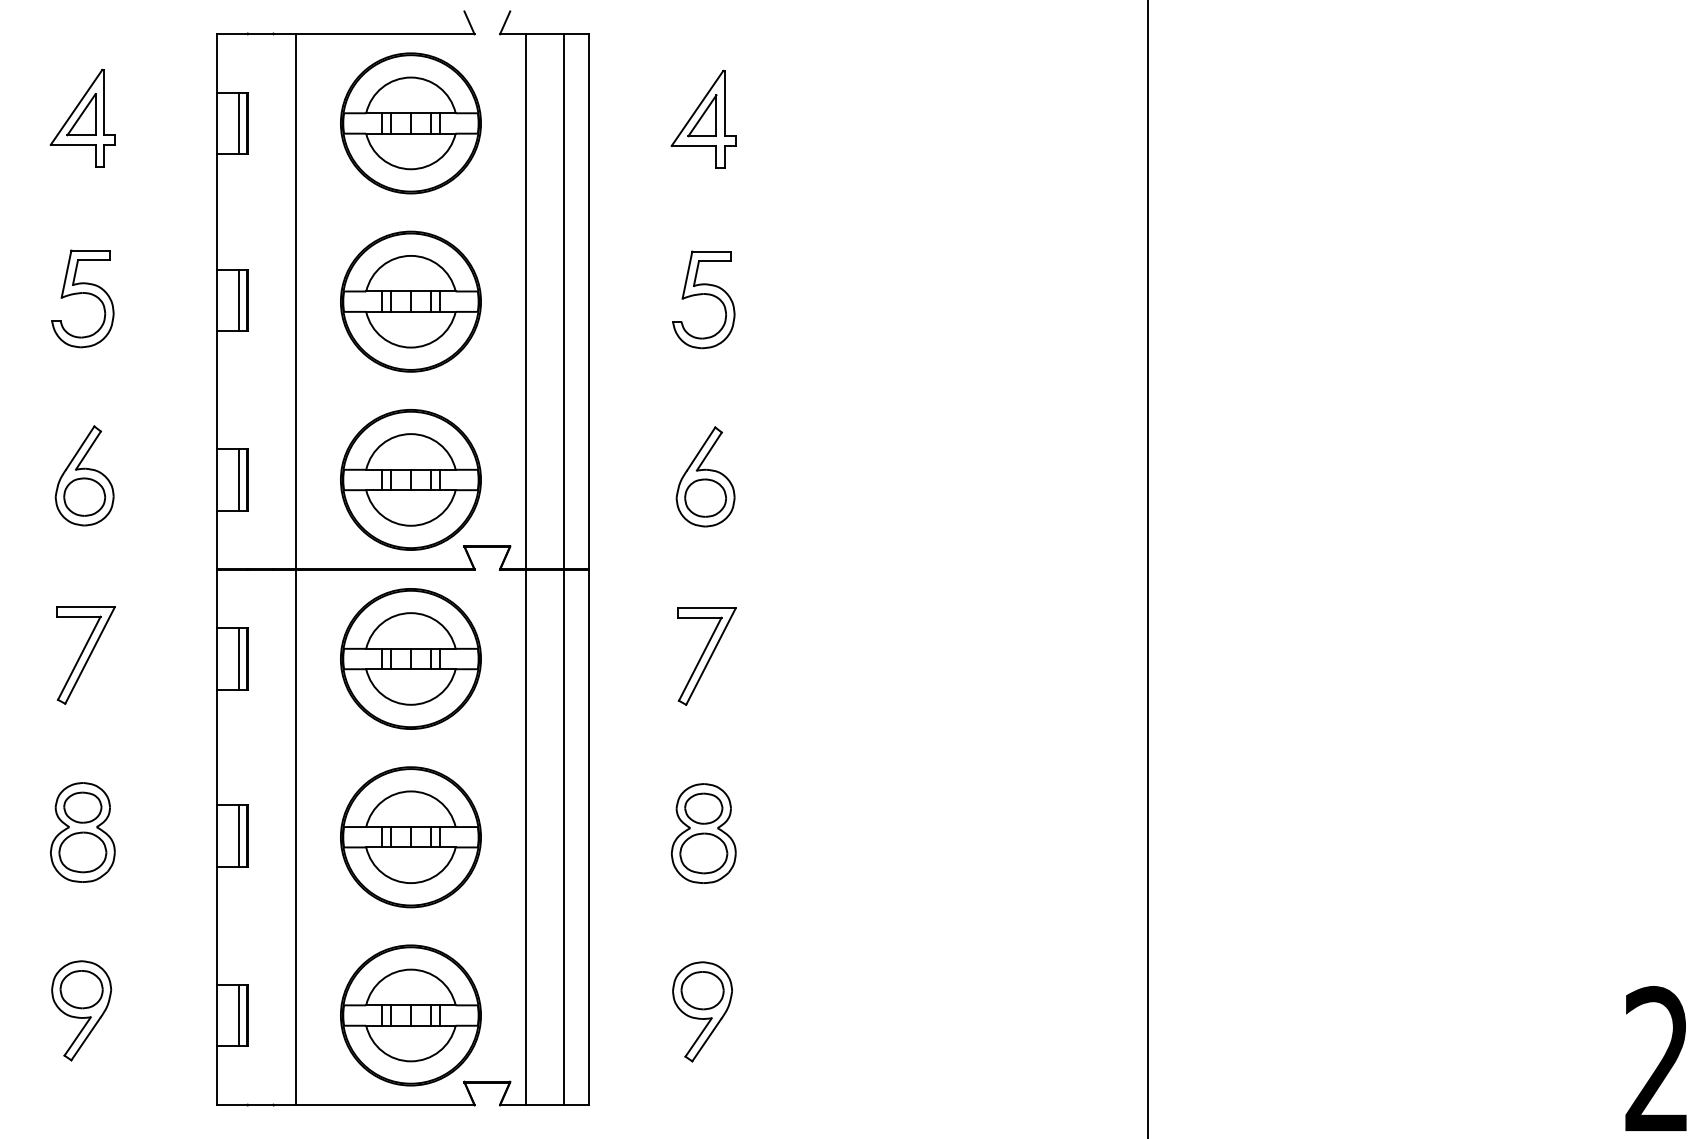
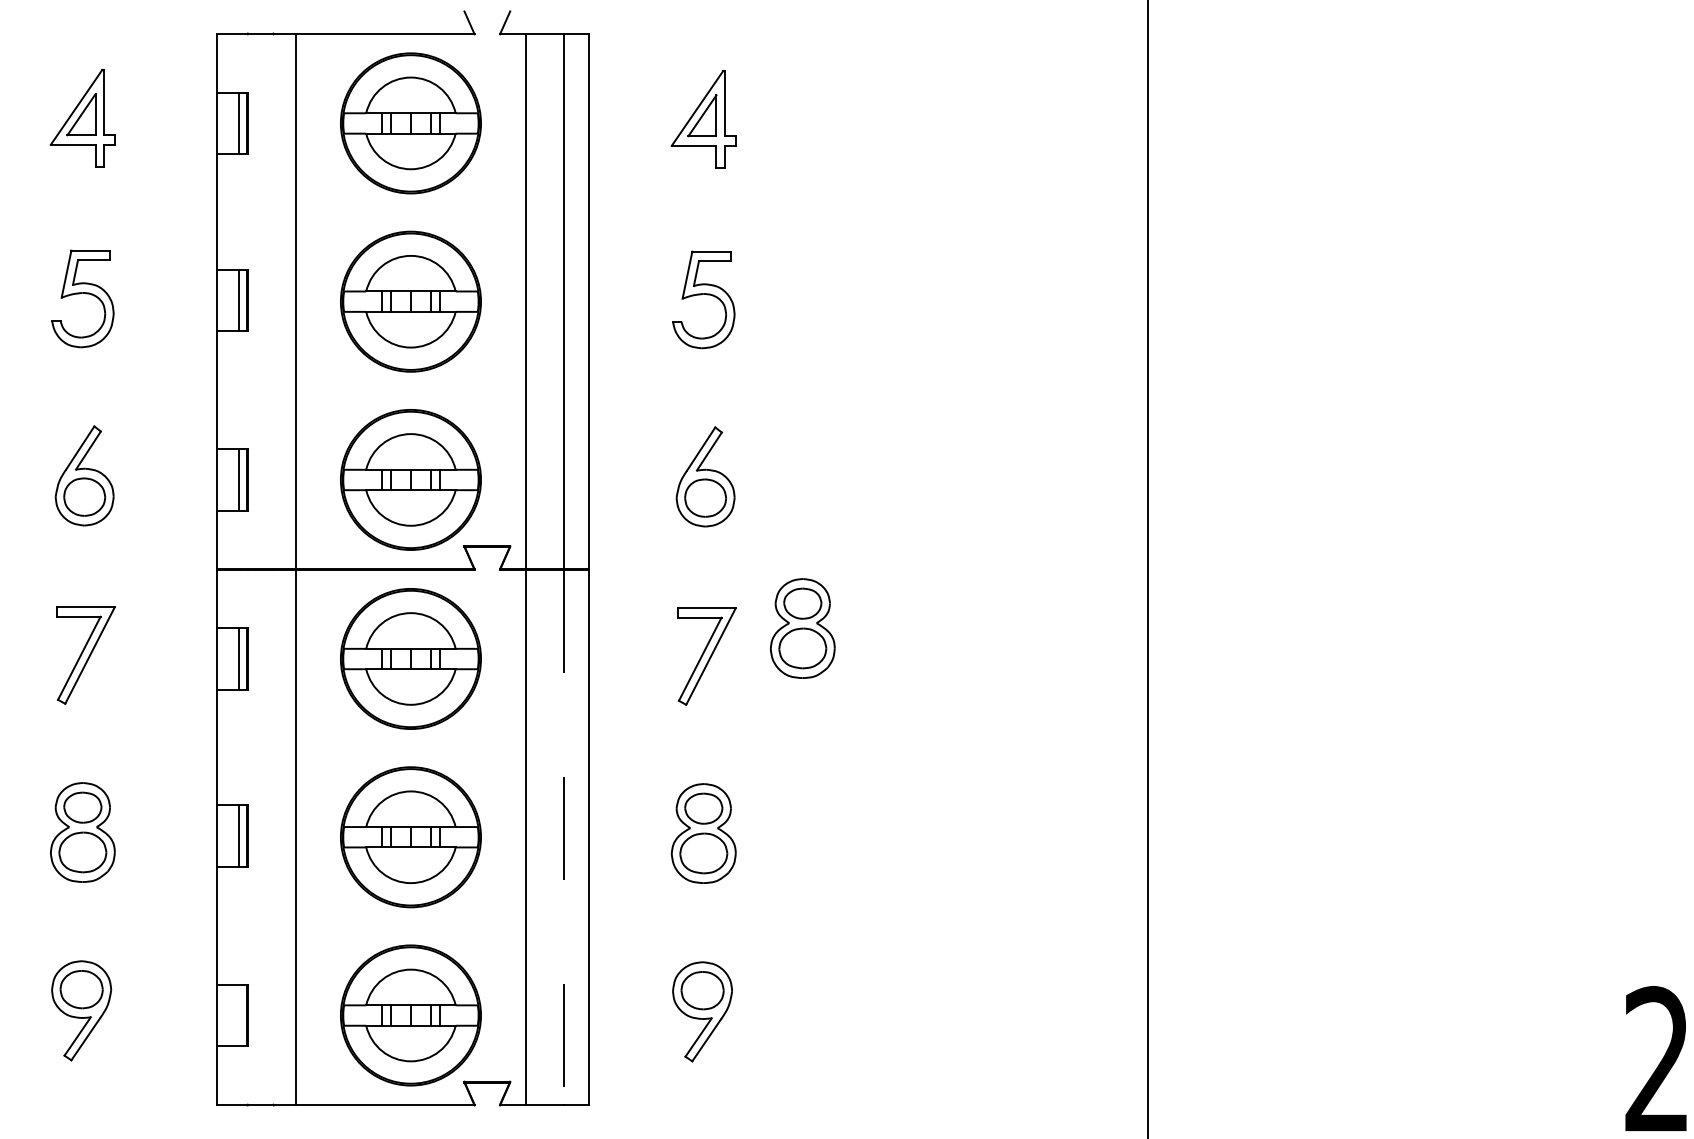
part: none -> present (802, 628)
line: solid -> dashed (563, 837)
line: present -> none (238, 1015)
